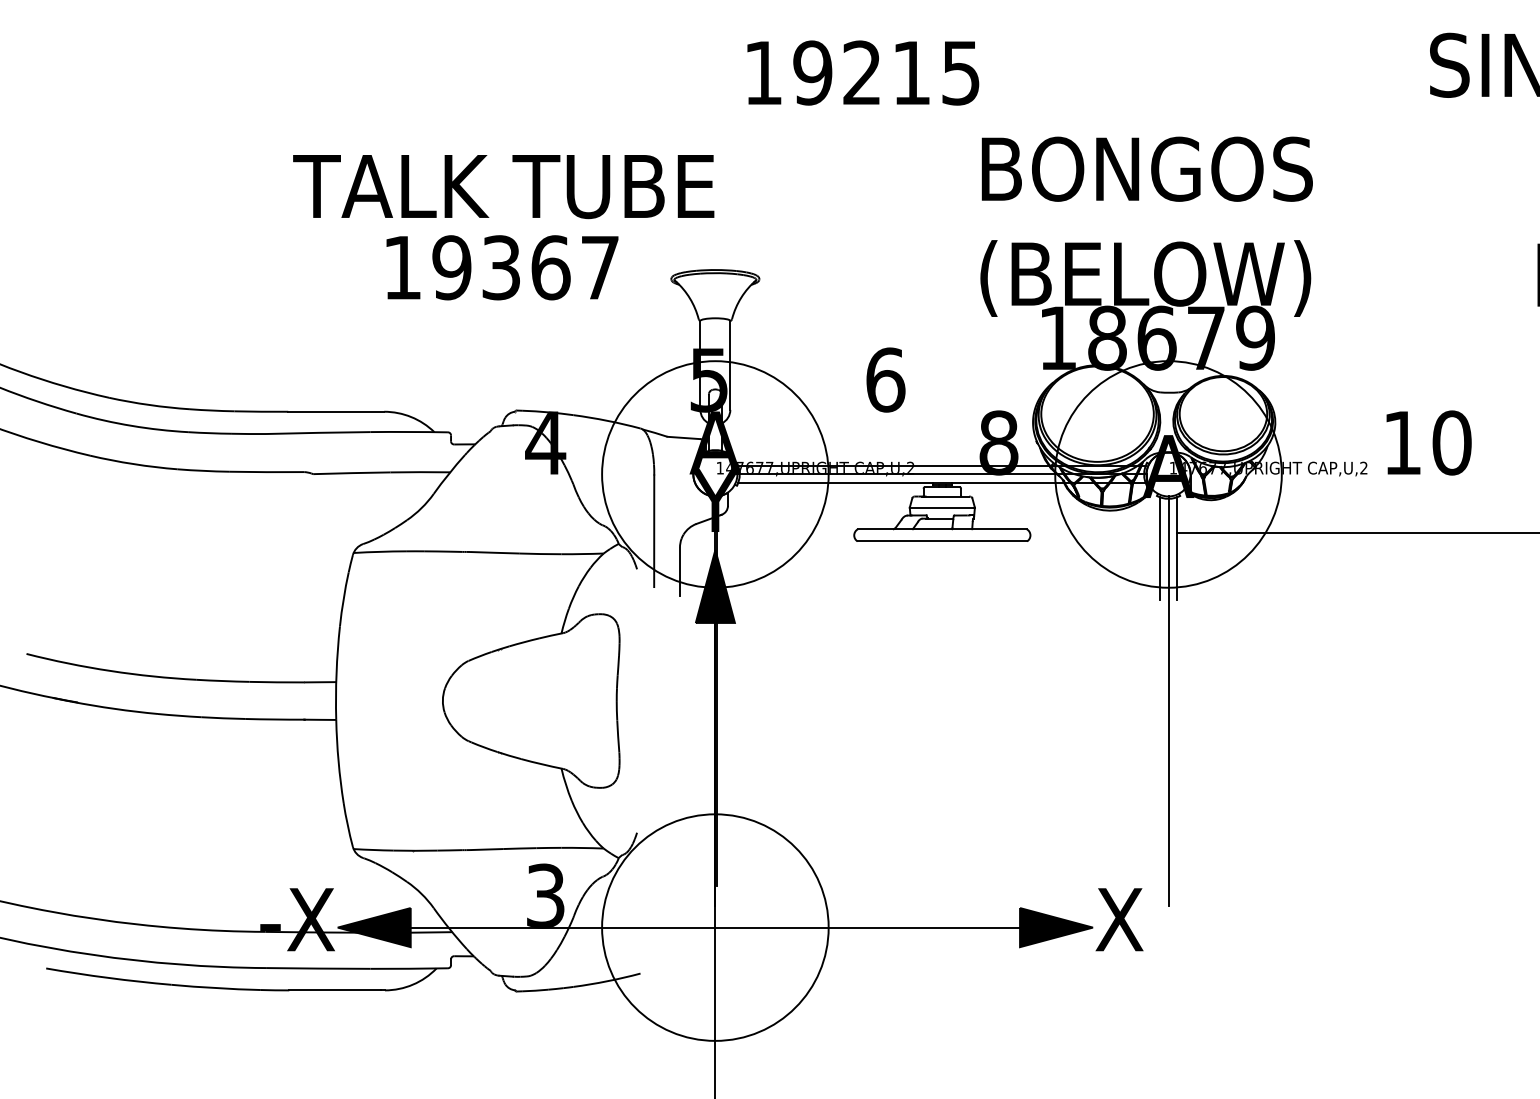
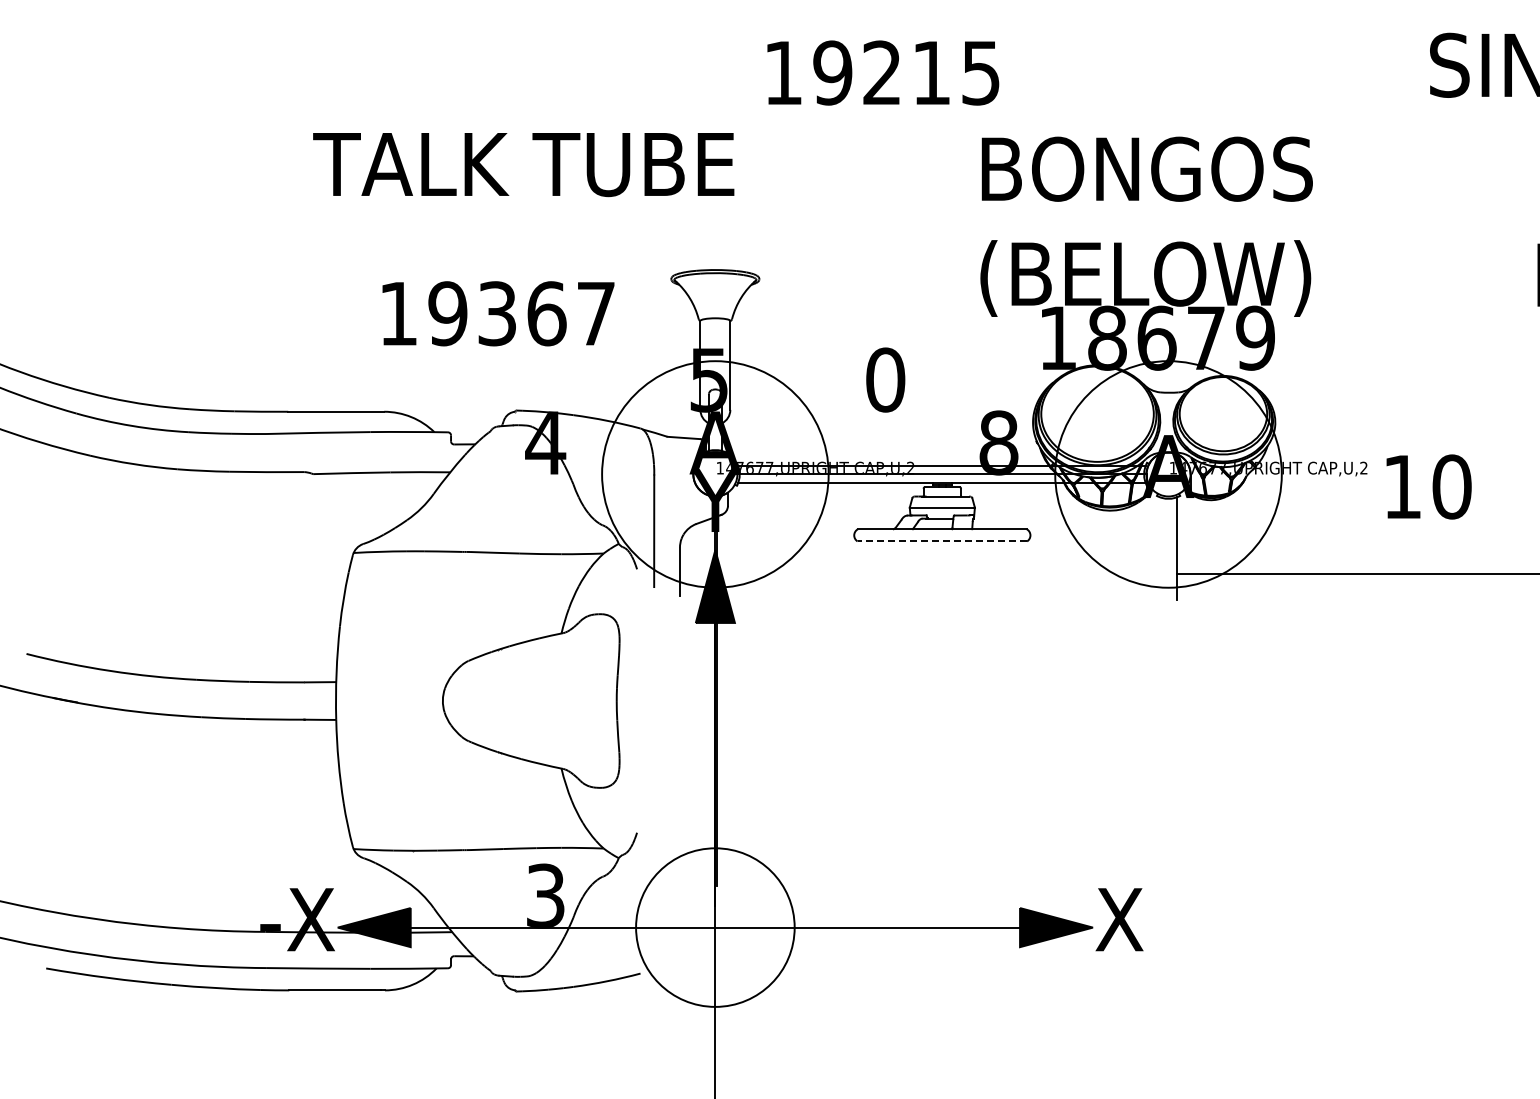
text position: (863, 72) -> (883, 72) (883, 72)
text position: (503, 187) -> (523, 165) (523, 165)
text position: (502, 267) -> (498, 313) (498, 313)
text: 6 -> 0 (885, 379)
text position: (1428, 442) -> (1428, 486) (1428, 486)
line position: (1356, 533) -> (1356, 574) (1356, 574)
line: solid -> dashed (942, 541)
line: present -> none (1160, 548)
line: present -> none (1168, 700)
circle diameter: 227 px -> 159 px (715, 927)
